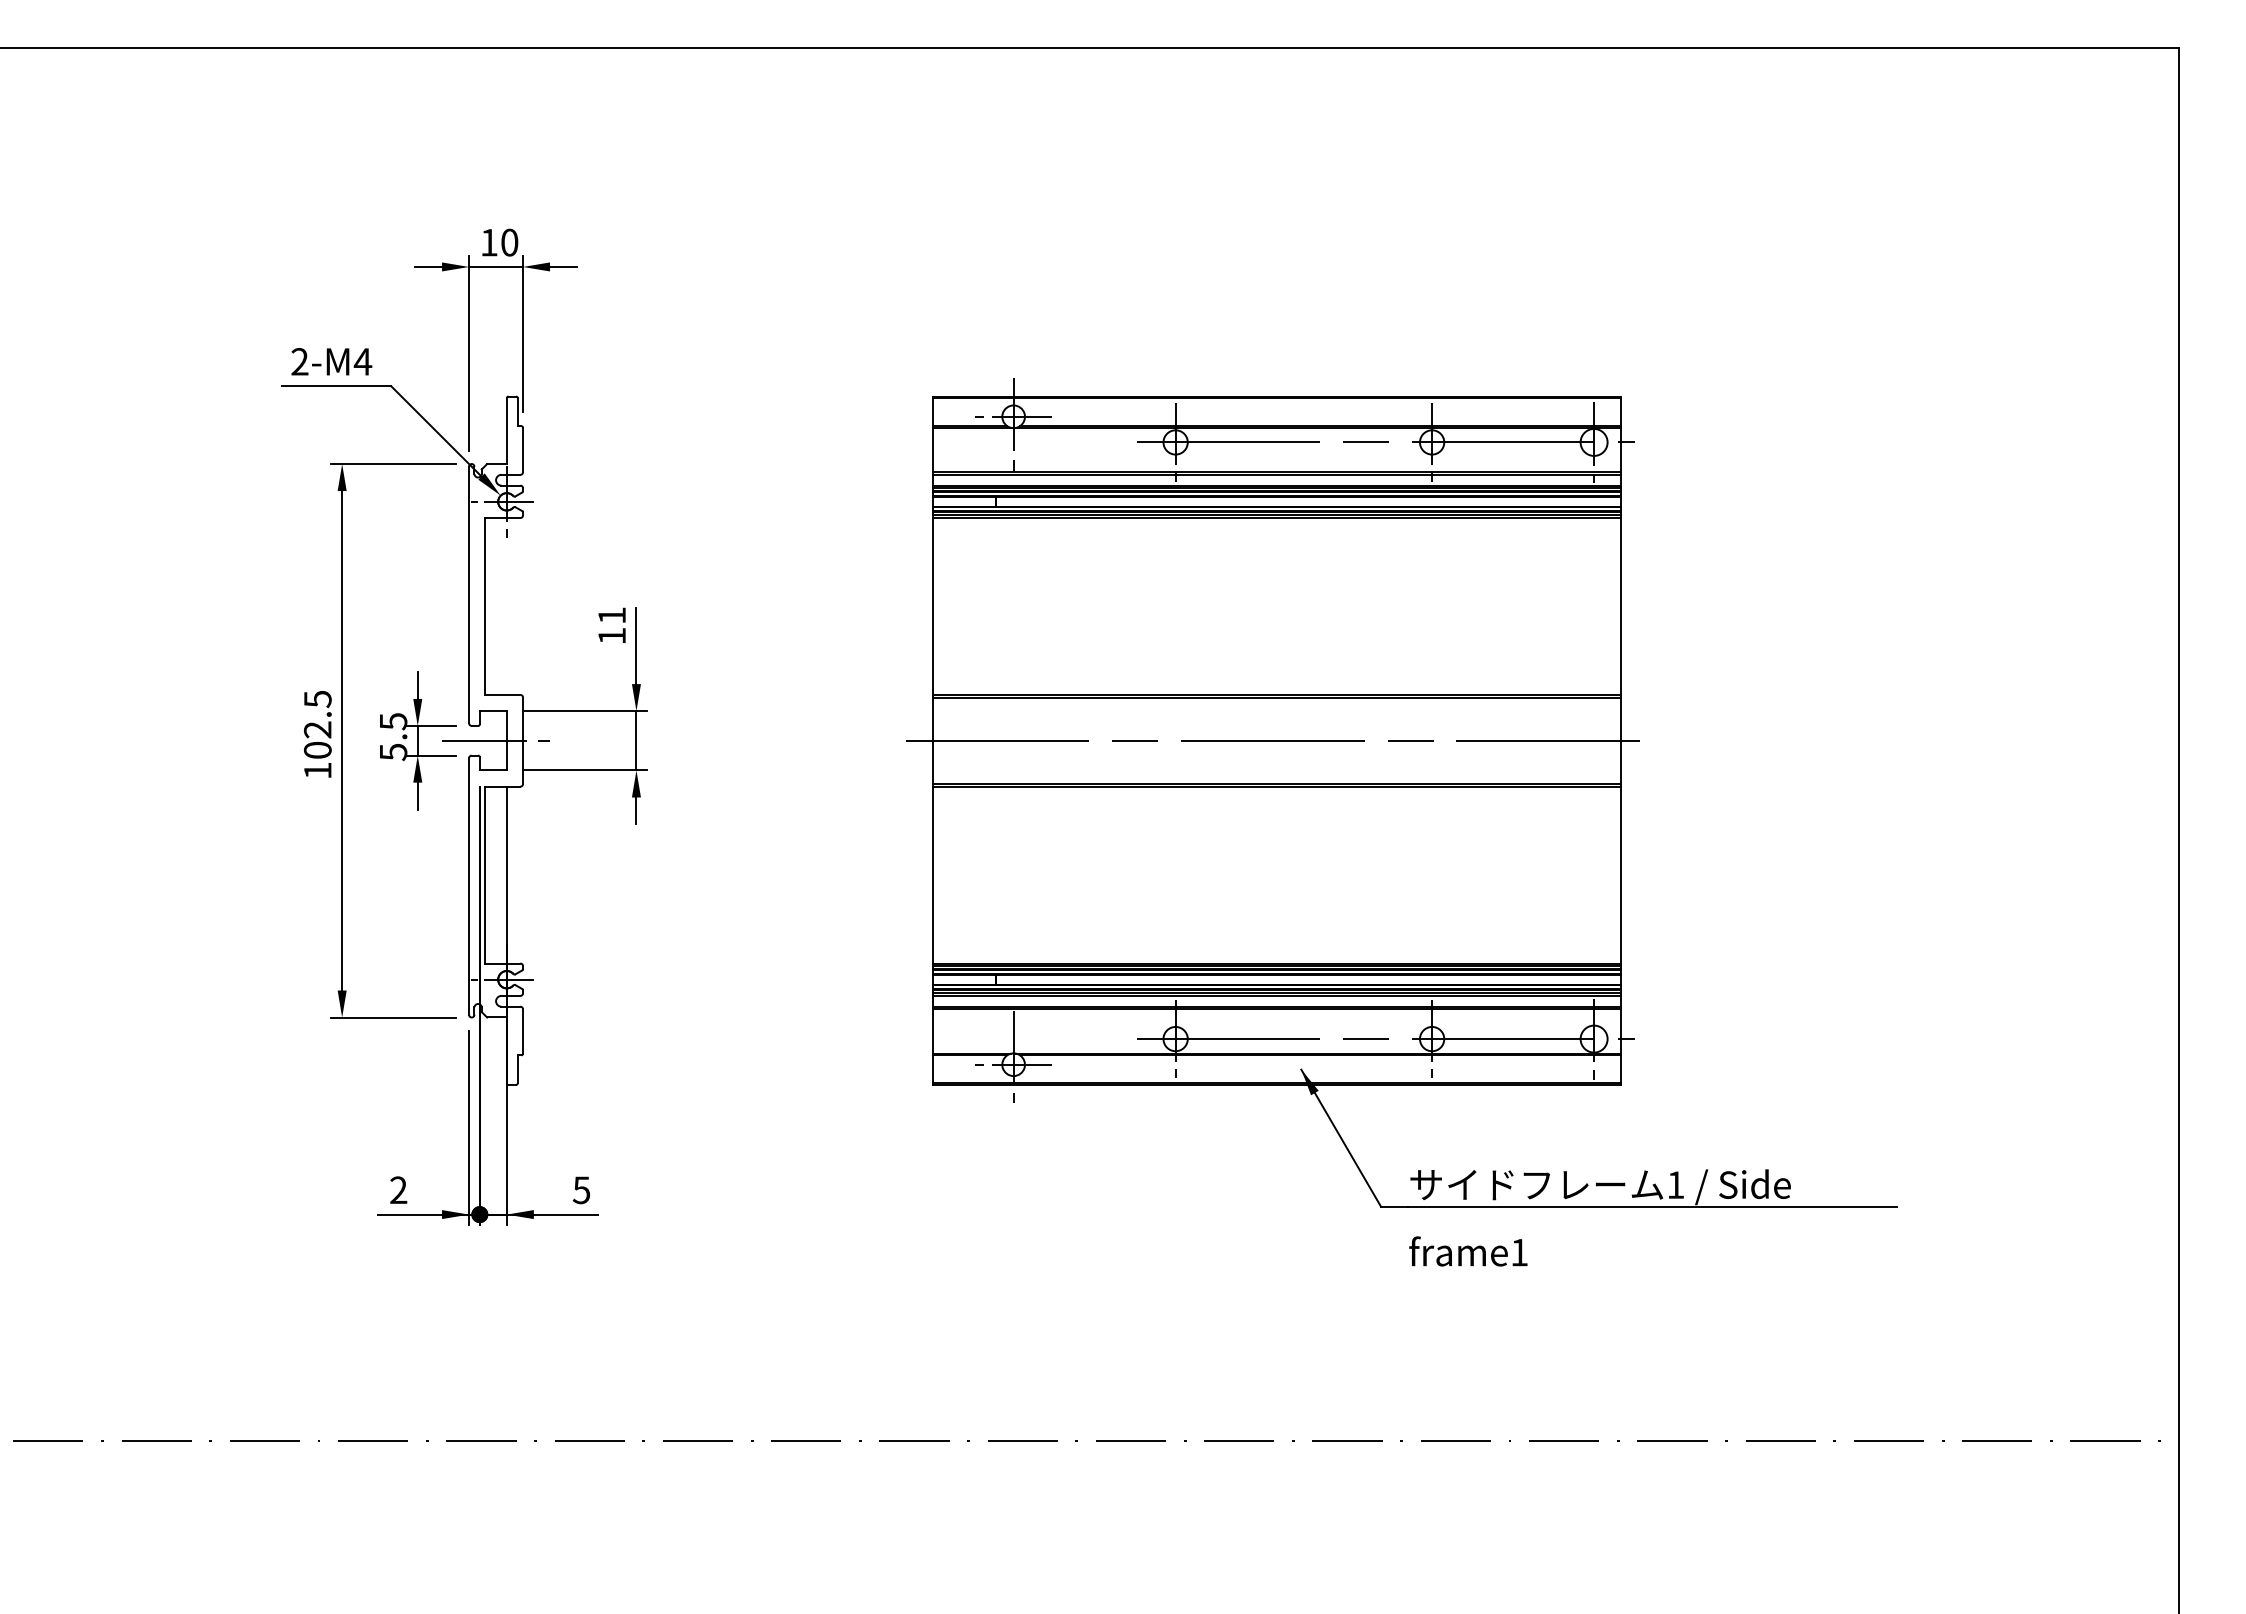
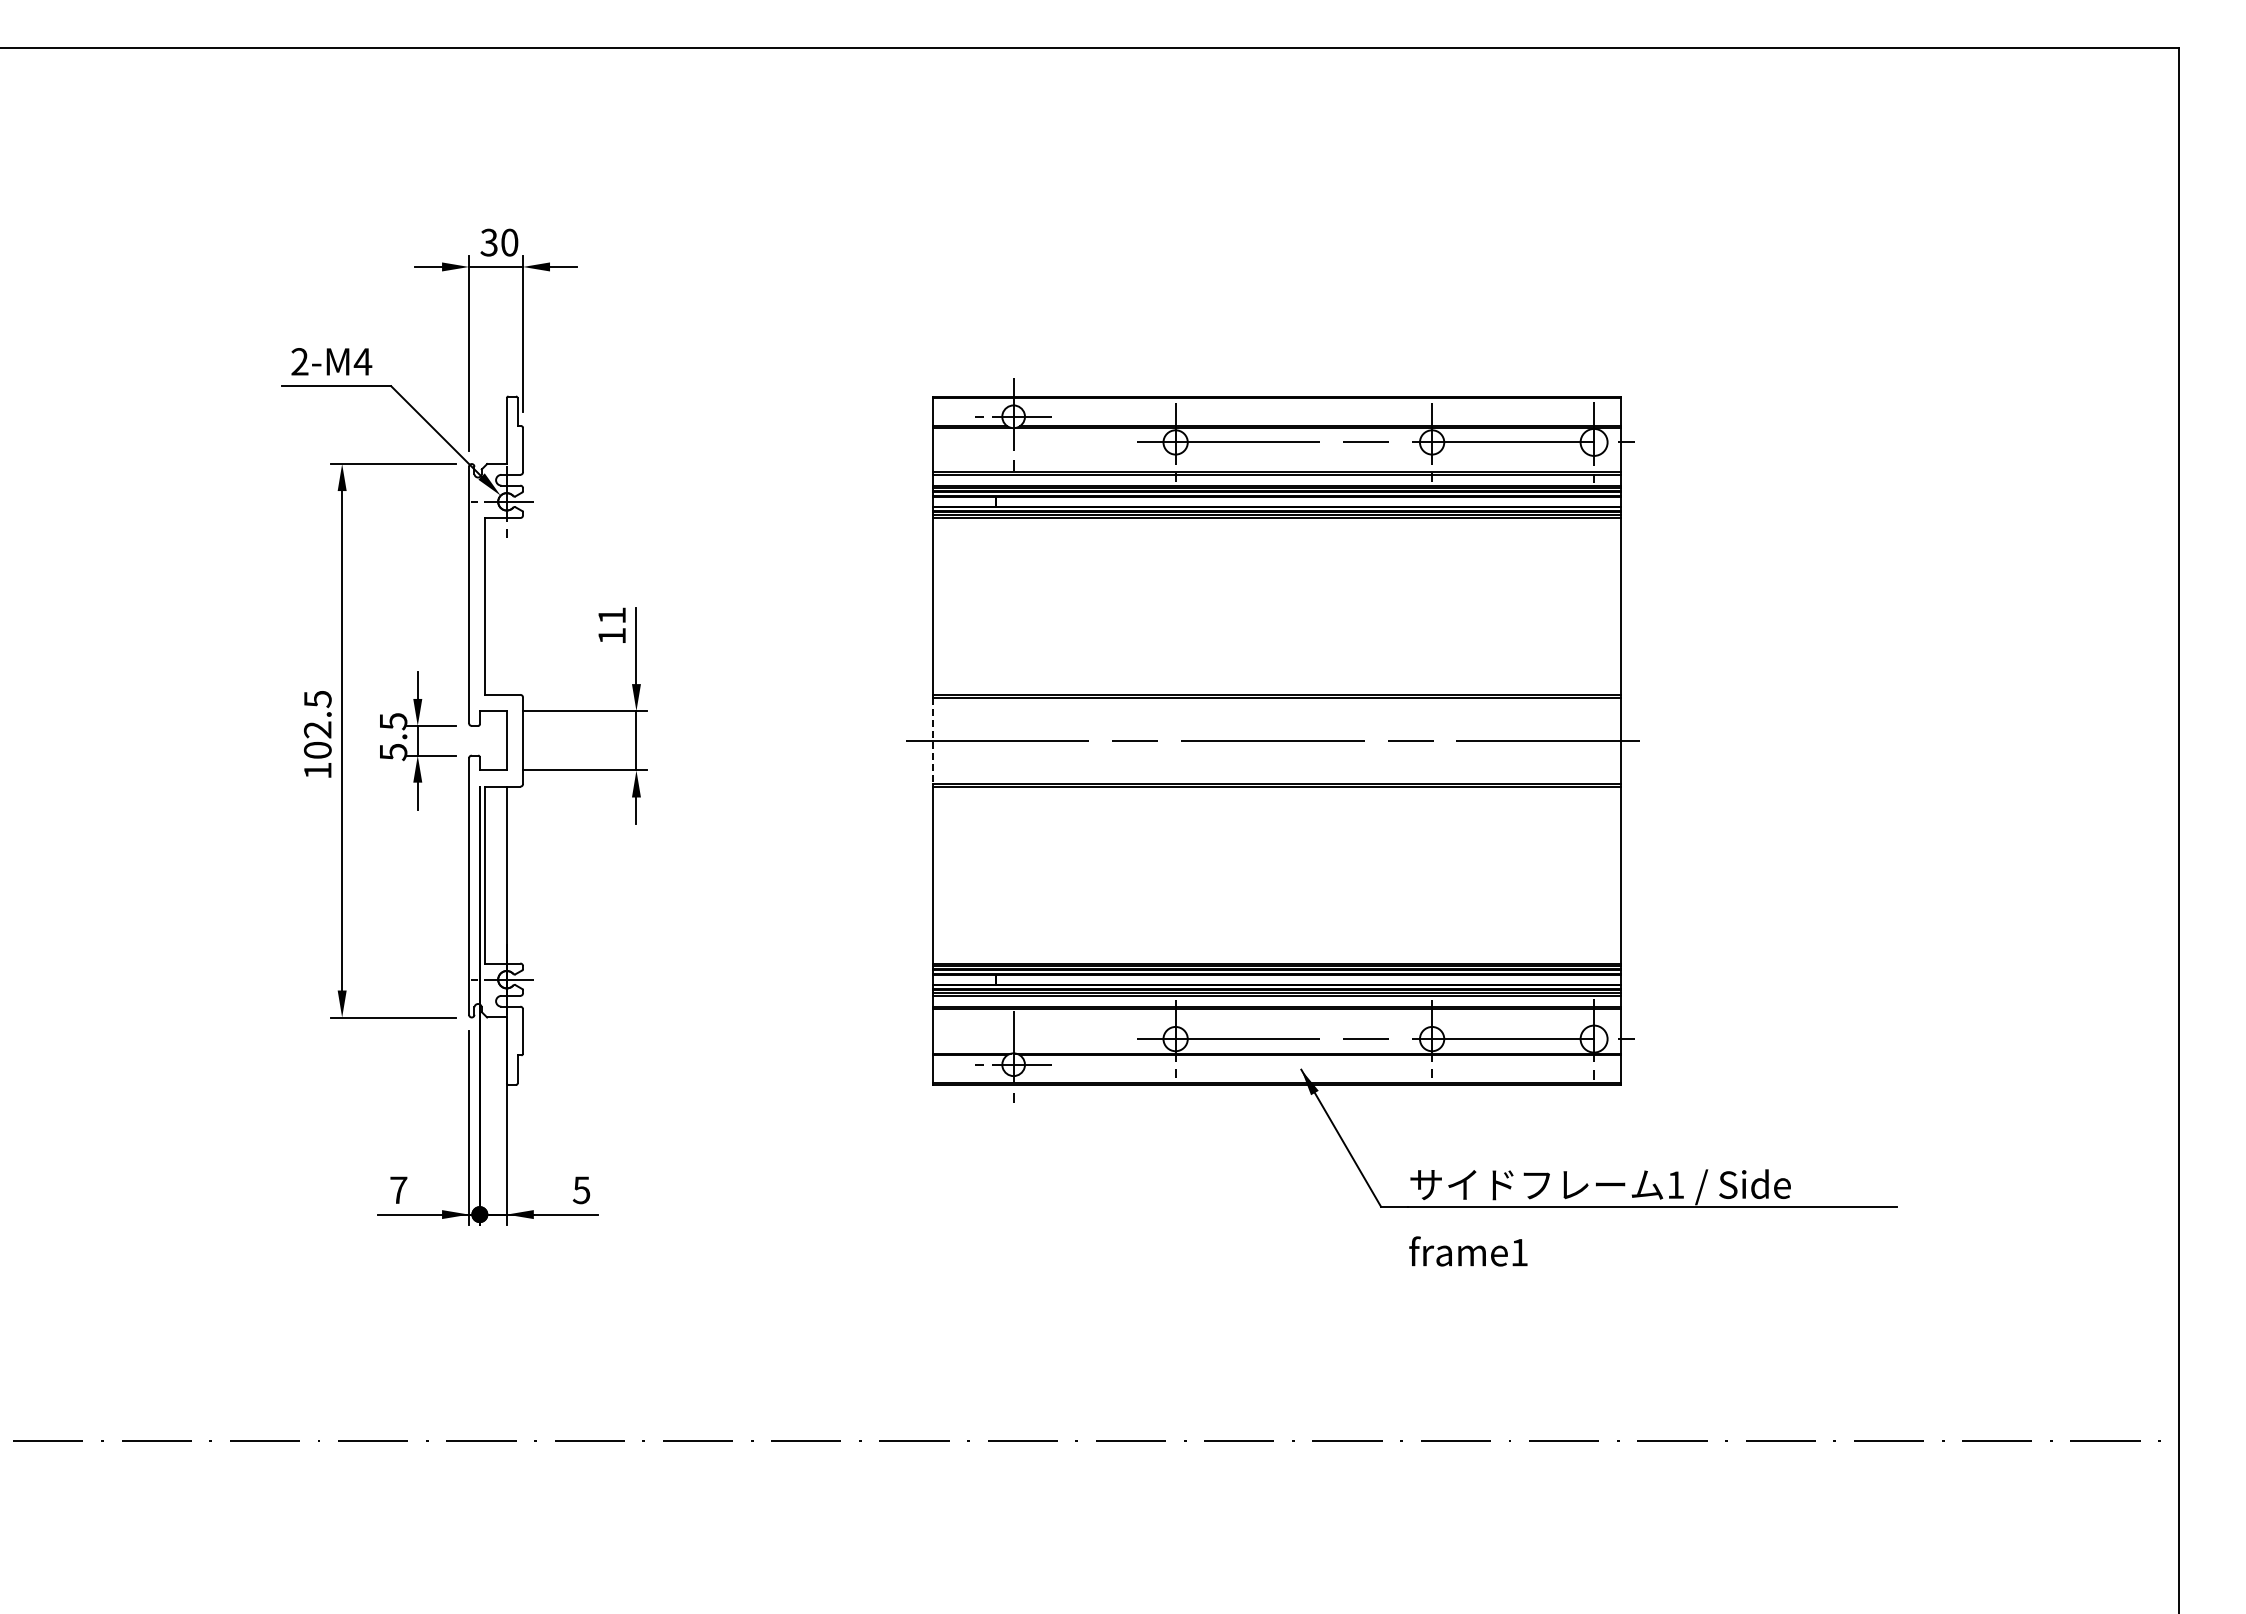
text: 10 -> 30 (488, 242)
line: present -> none (496, 740)
line: solid -> dashed (932, 741)
text: 2 -> 7 (398, 1189)
